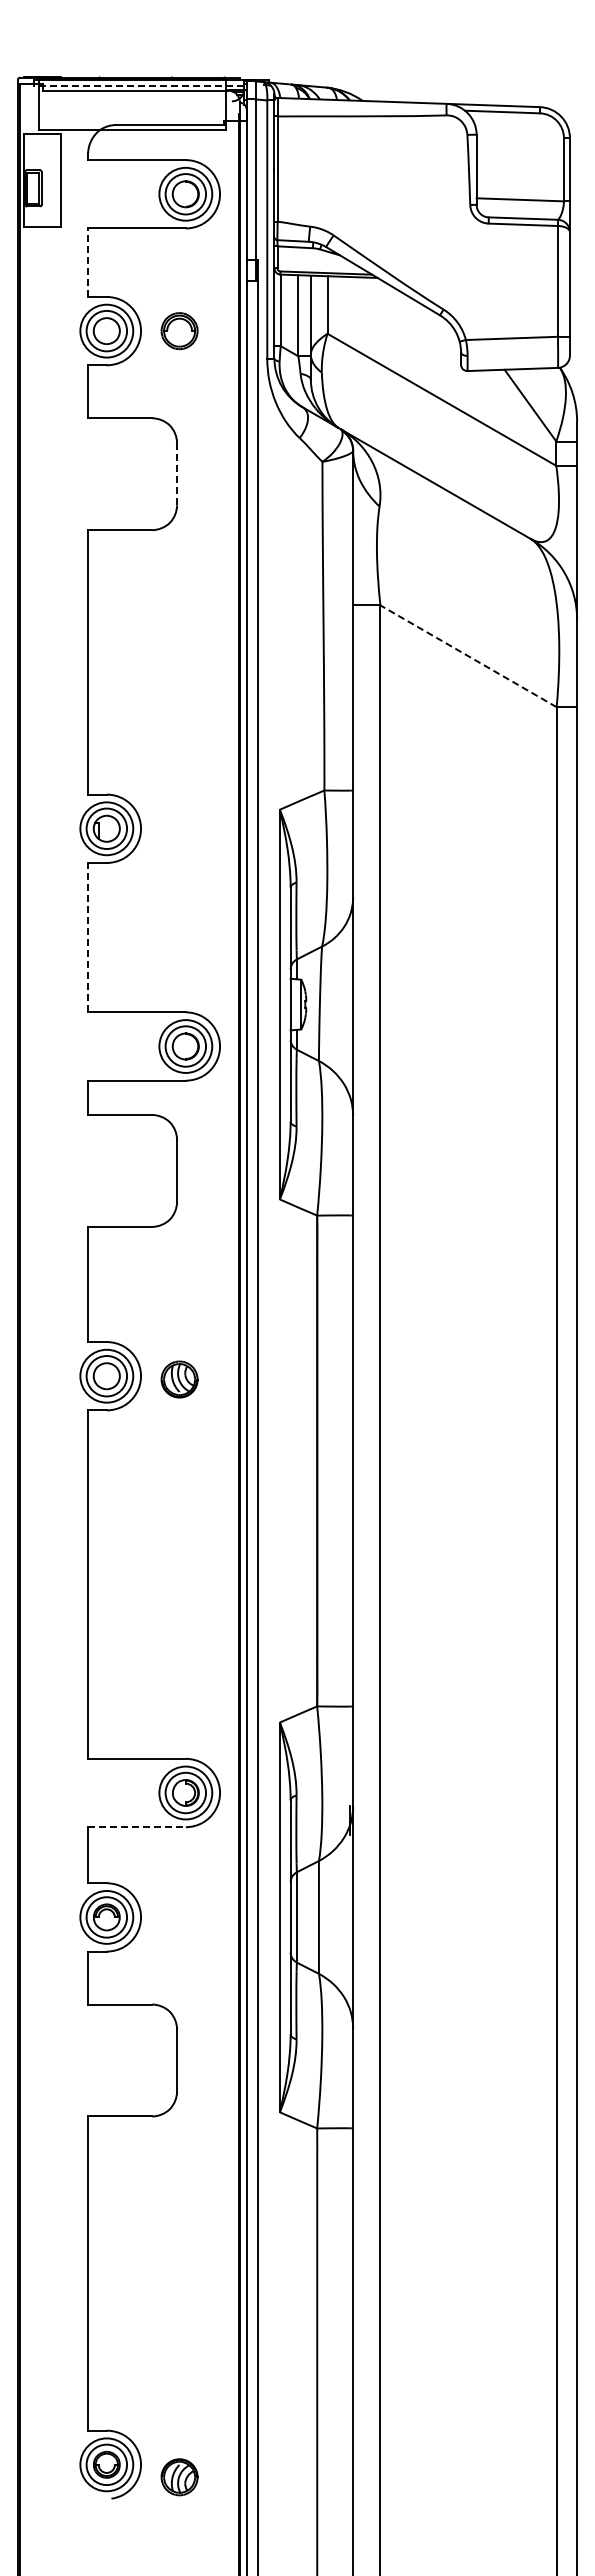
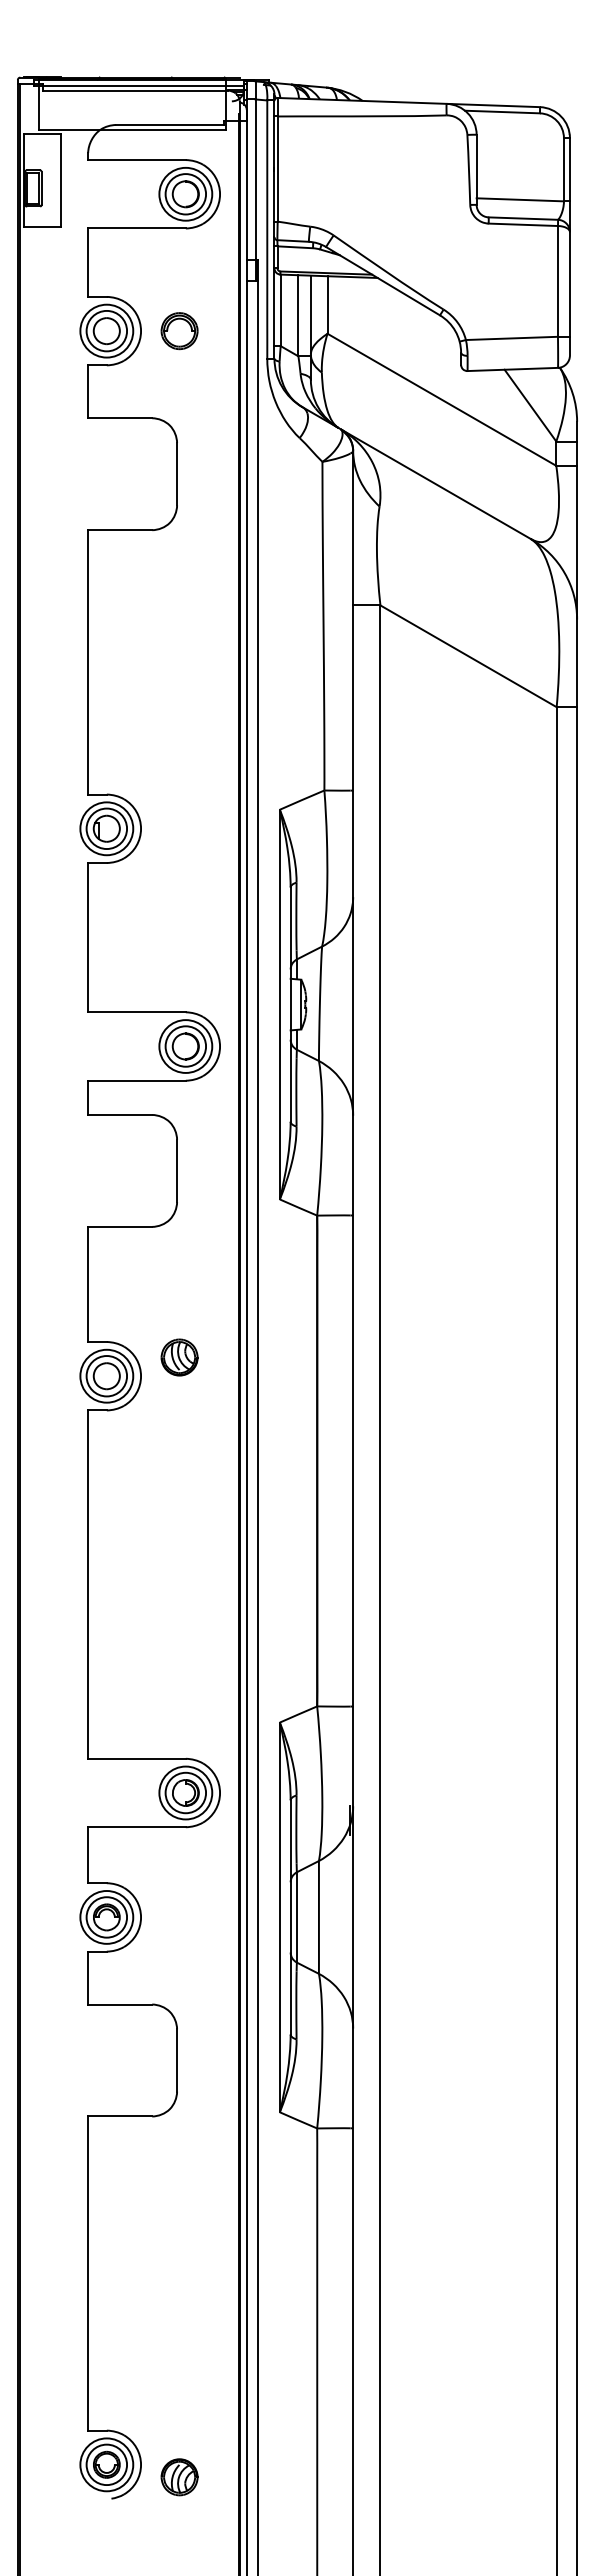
line: dashed -> solid (138, 85)
line: dashed -> solid (88, 262)
line: dashed -> solid (177, 473)
line: dashed -> solid (468, 656)
line: dashed -> solid (88, 937)
part position: (179, 1379) -> (179, 1357) (179, 1357)
line: dashed -> solid (137, 1827)
